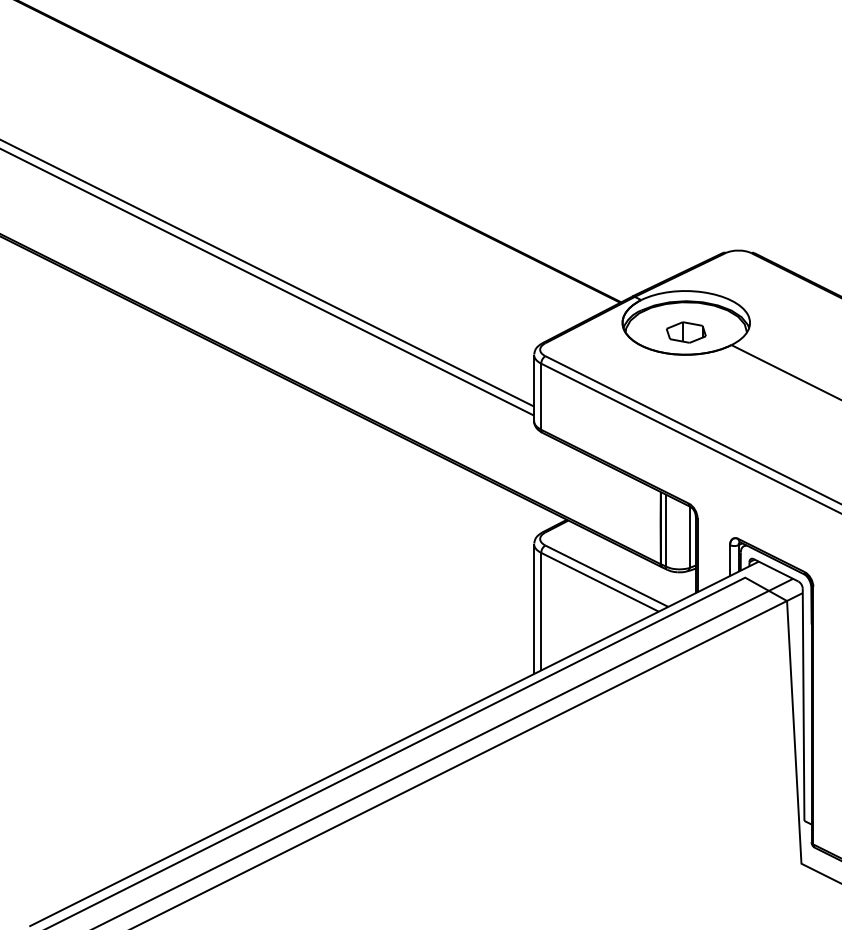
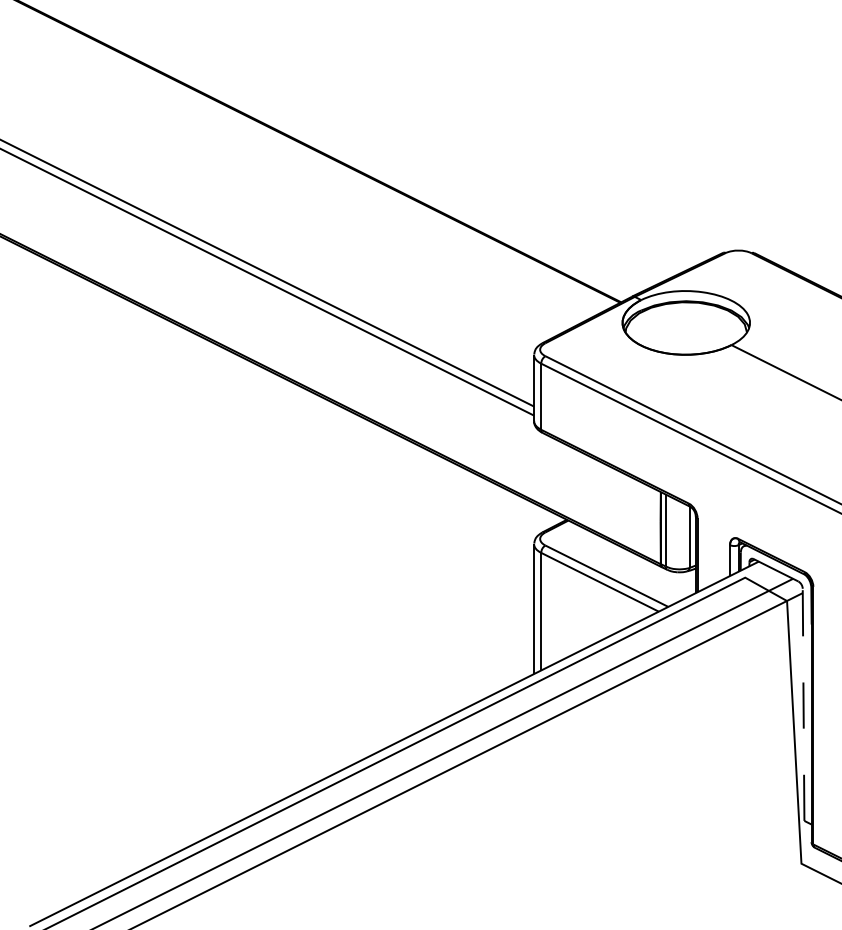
part: present -> none (686, 332)
line: solid -> dashed (803, 704)
